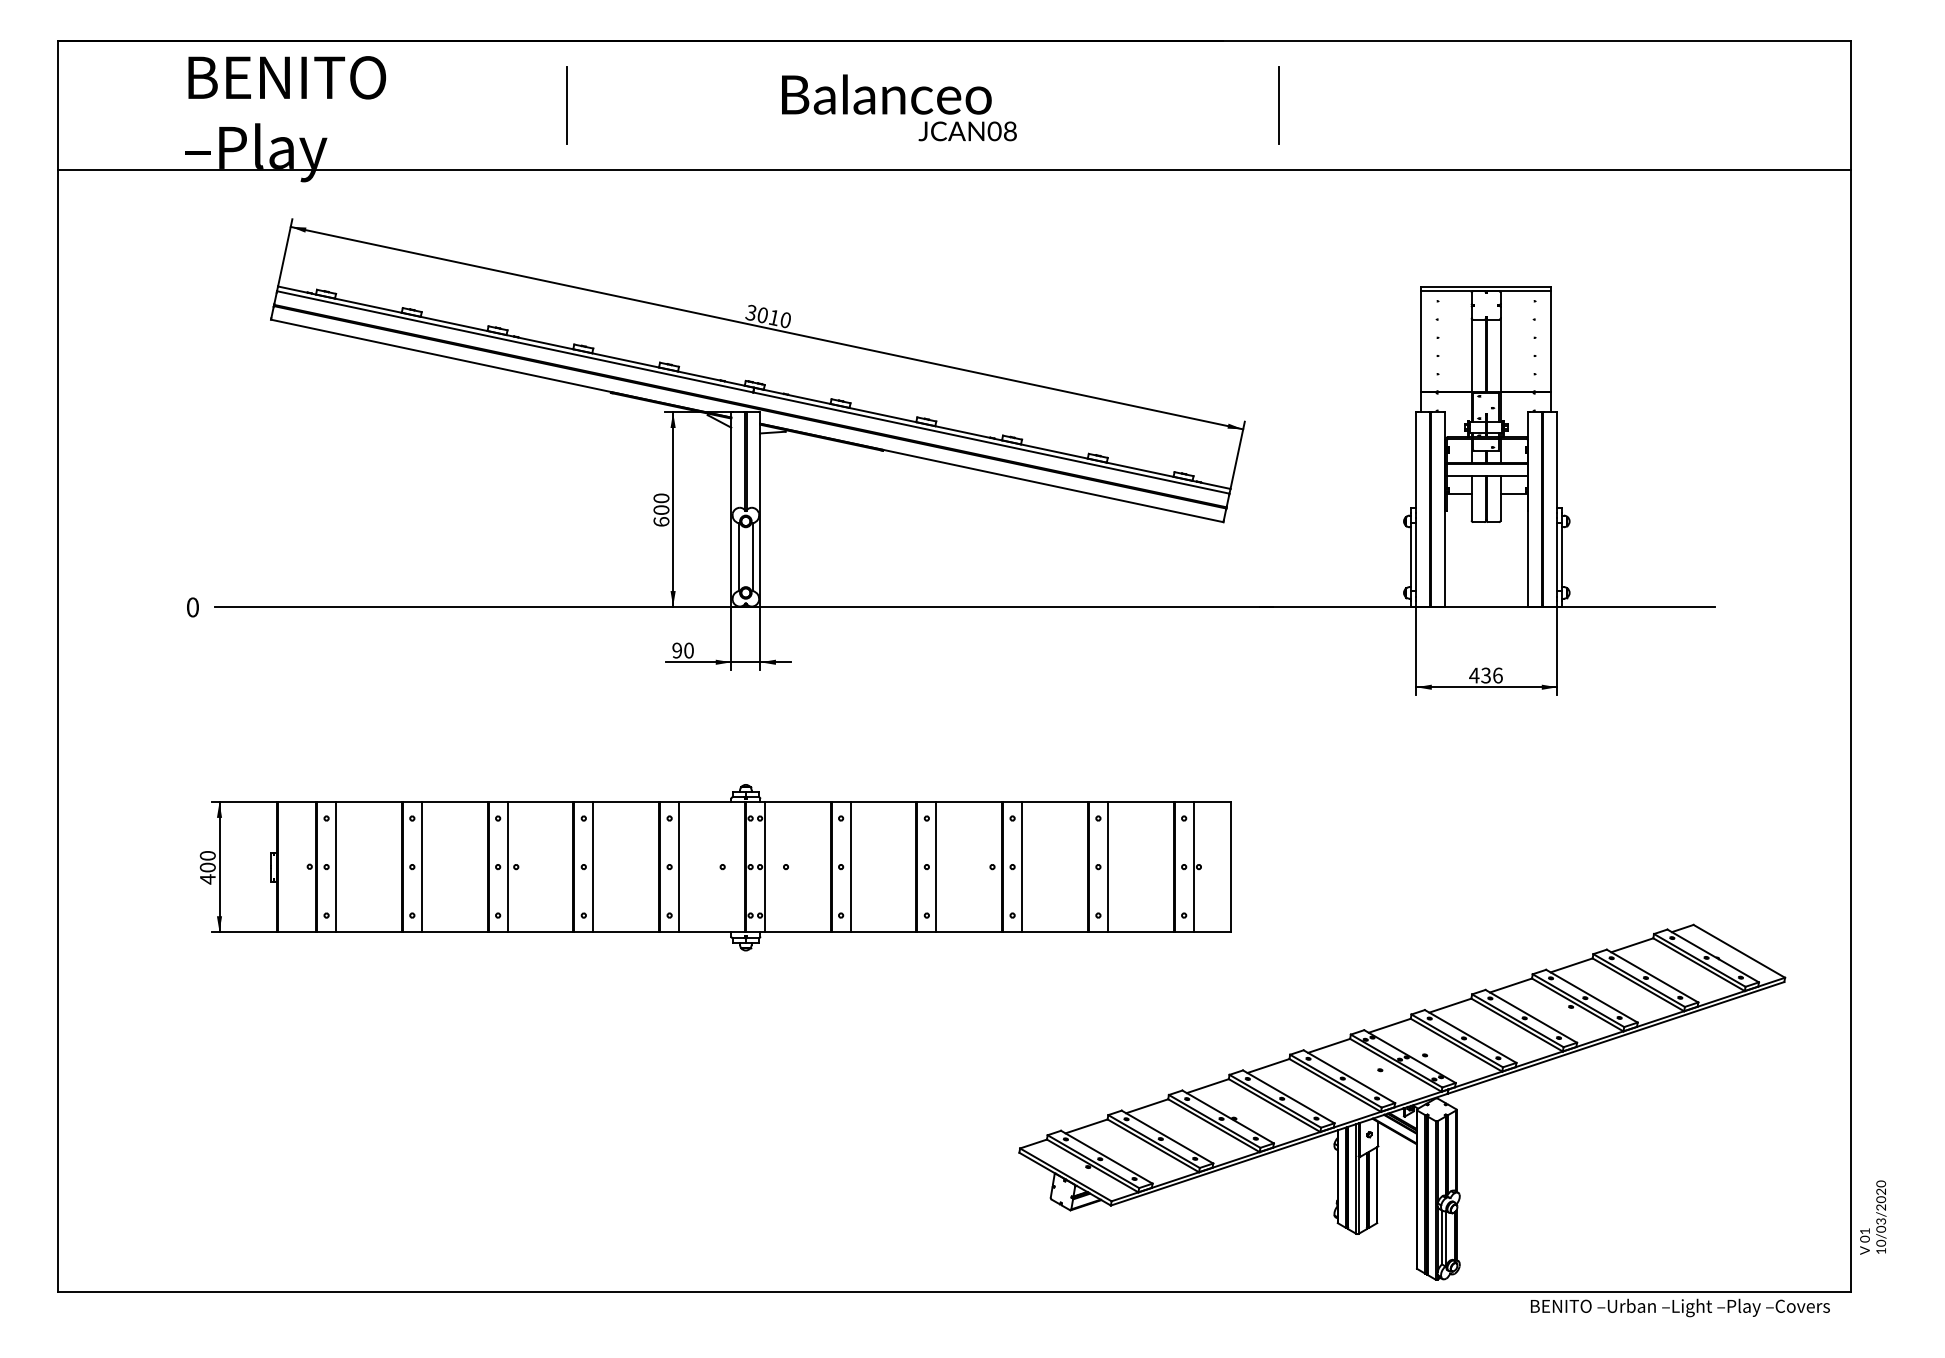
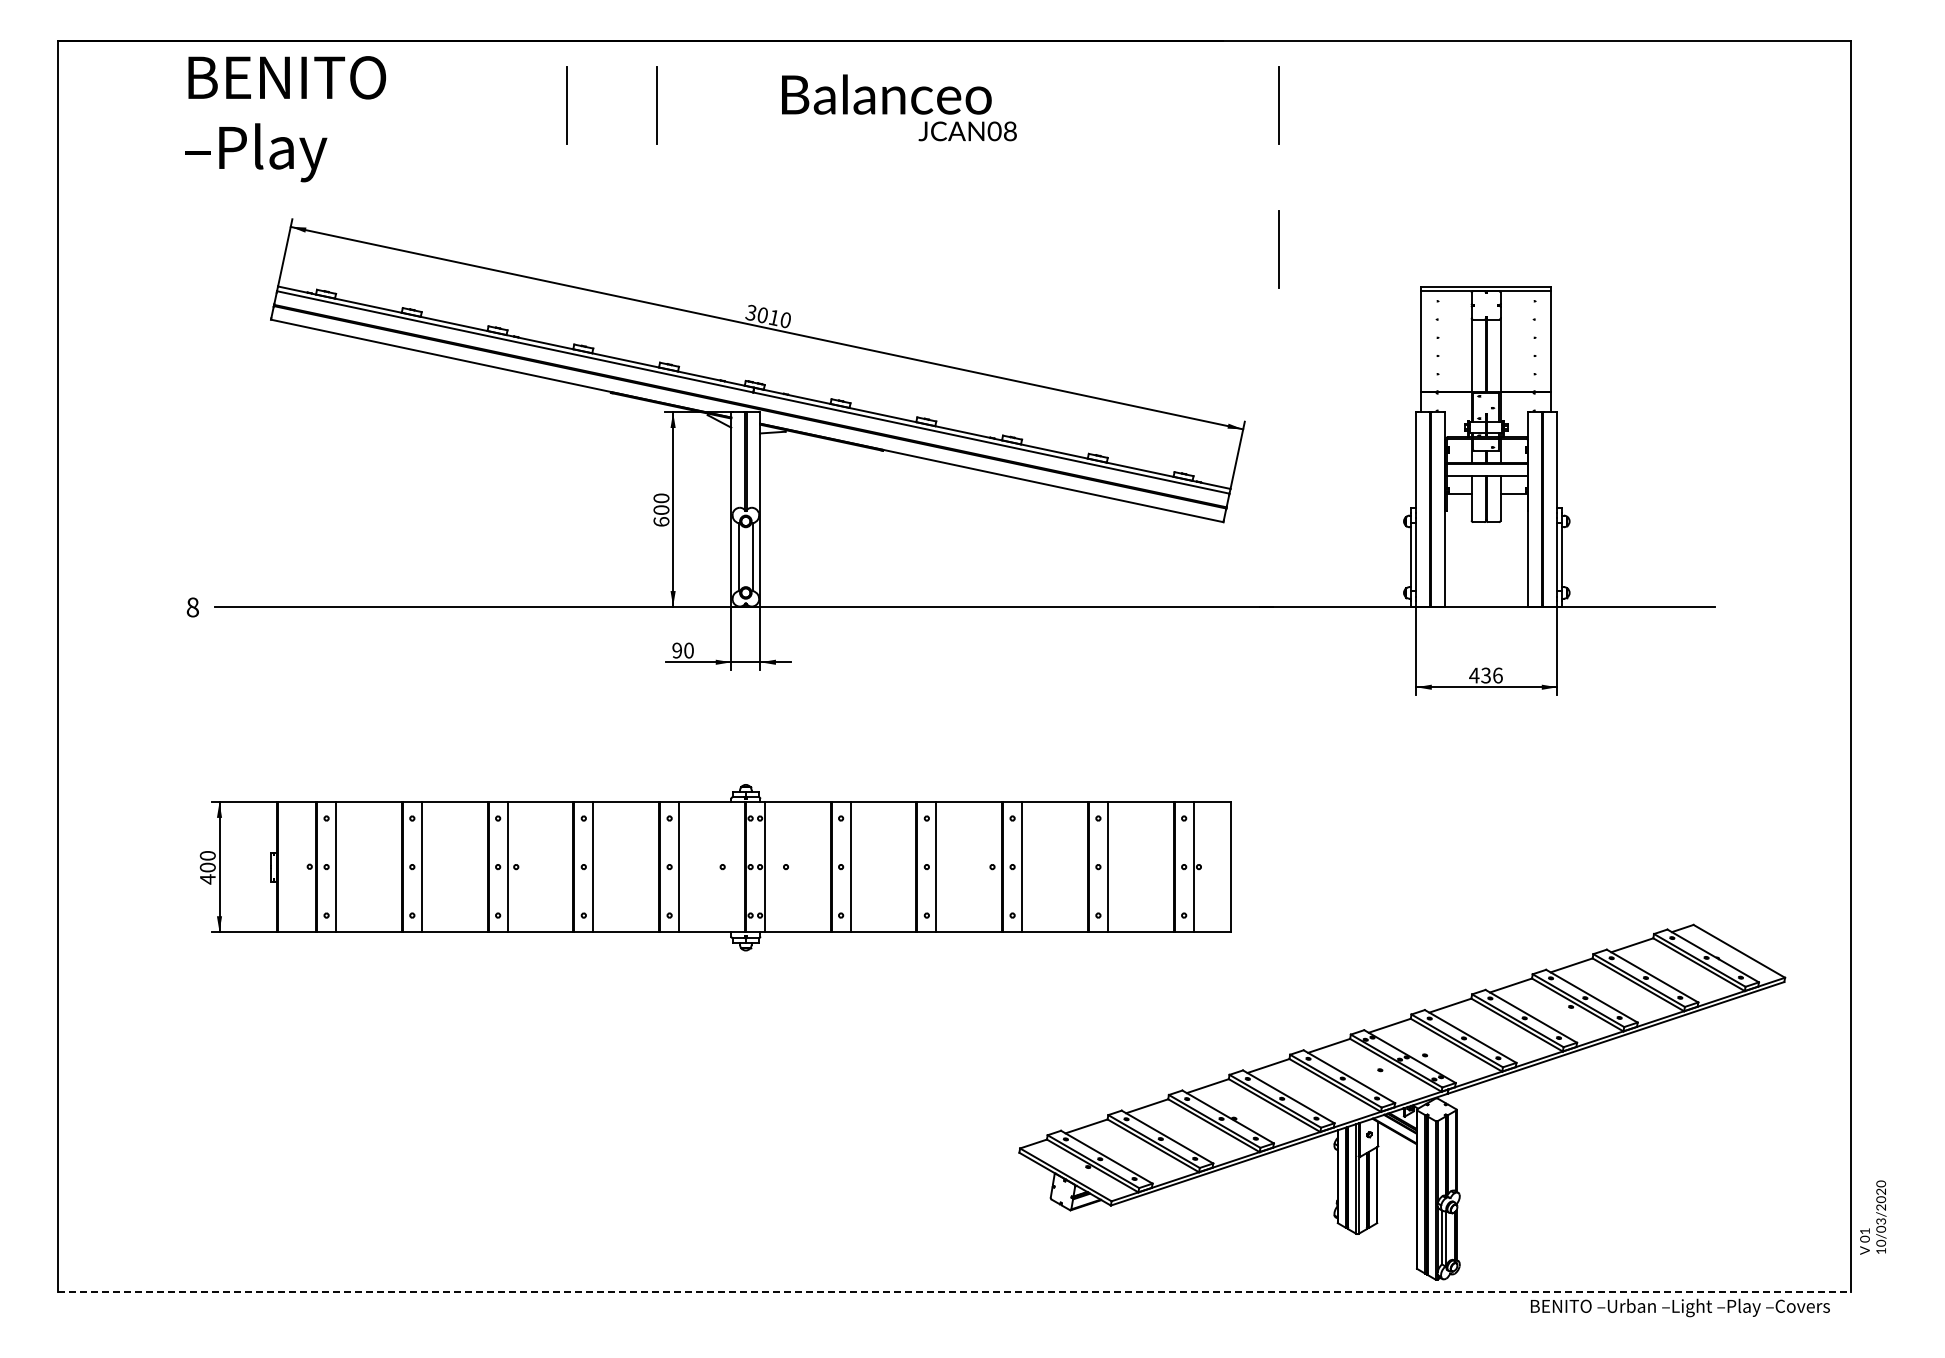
line: none -> present (656, 105)
line: present -> none (954, 170)
line: none -> present (1278, 249)
text: 0 -> 8 (192, 607)
line: solid -> dashed (954, 1291)
